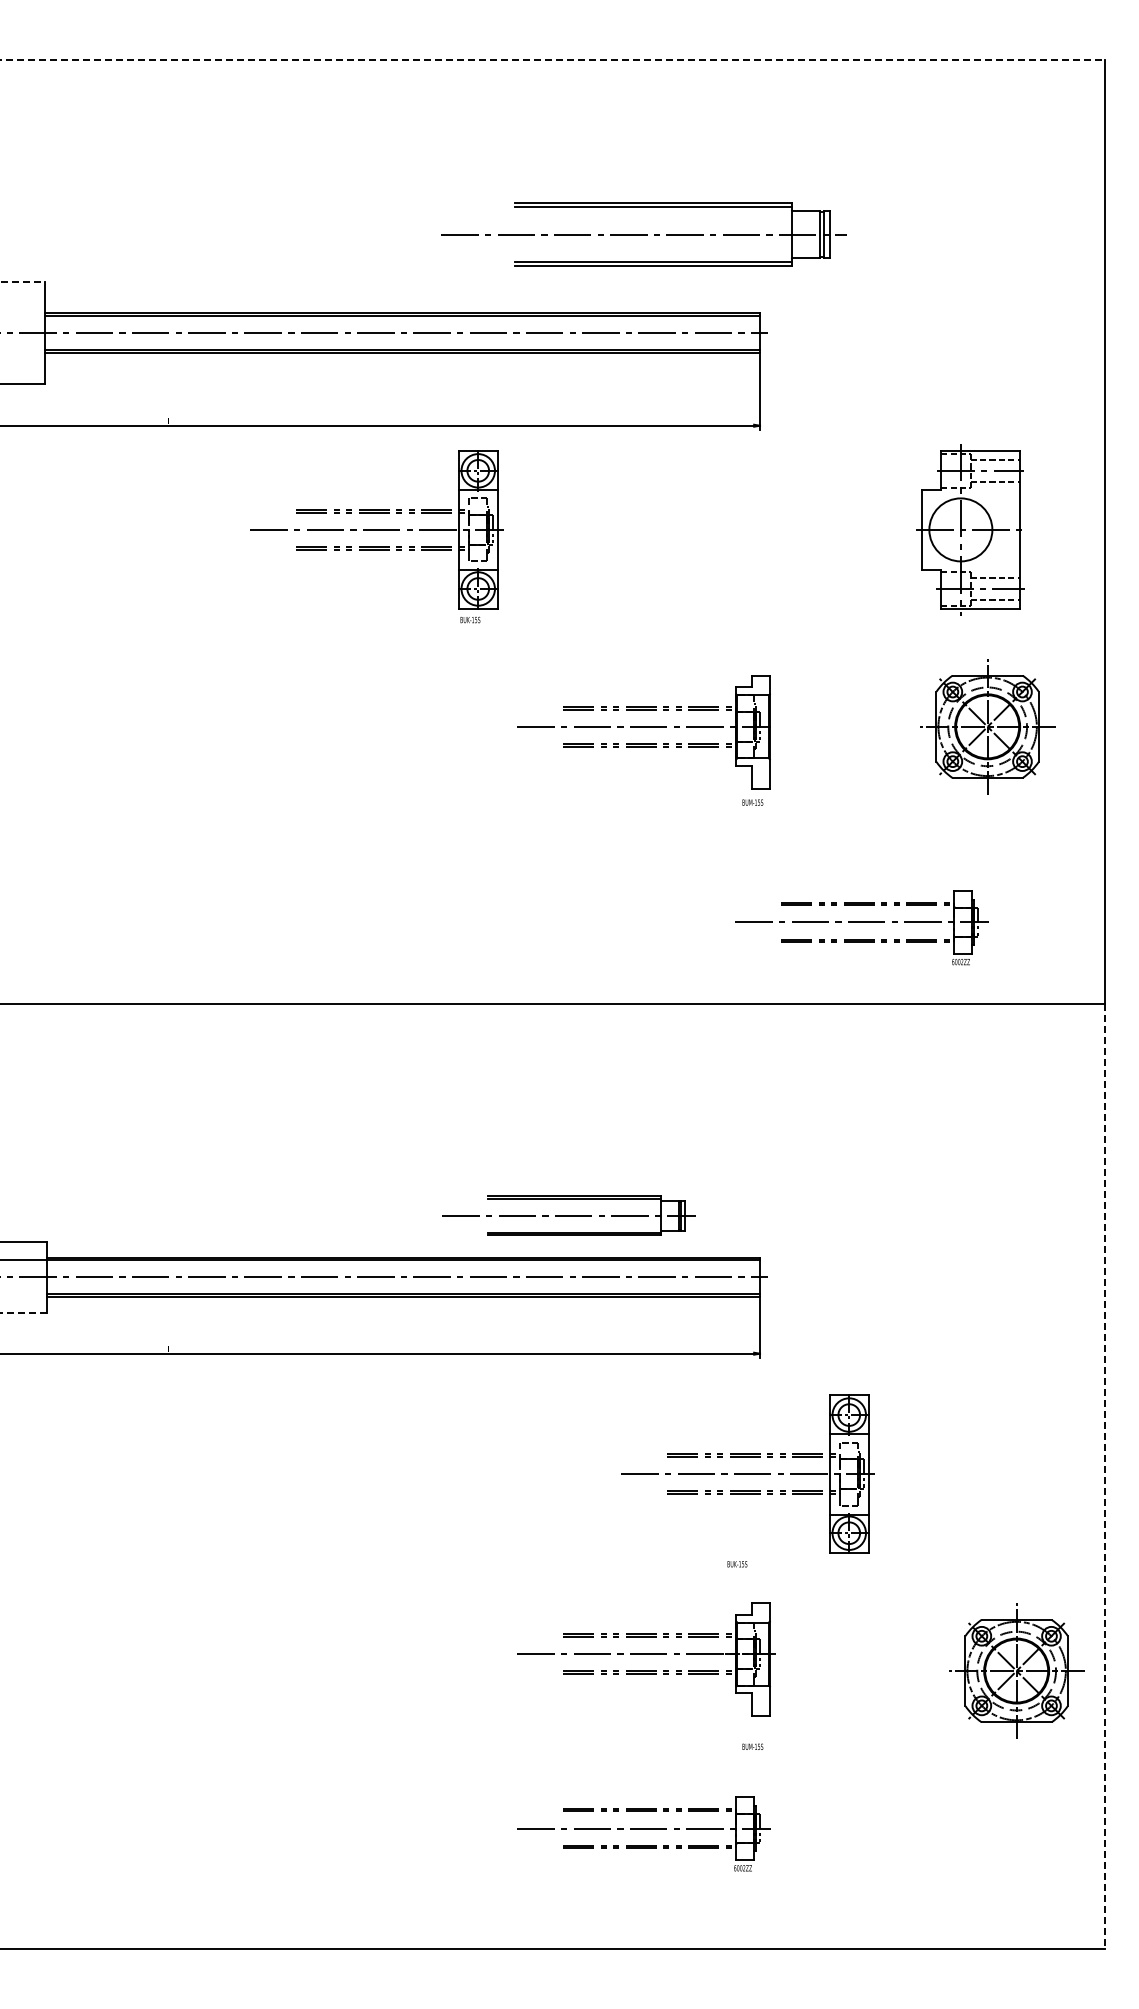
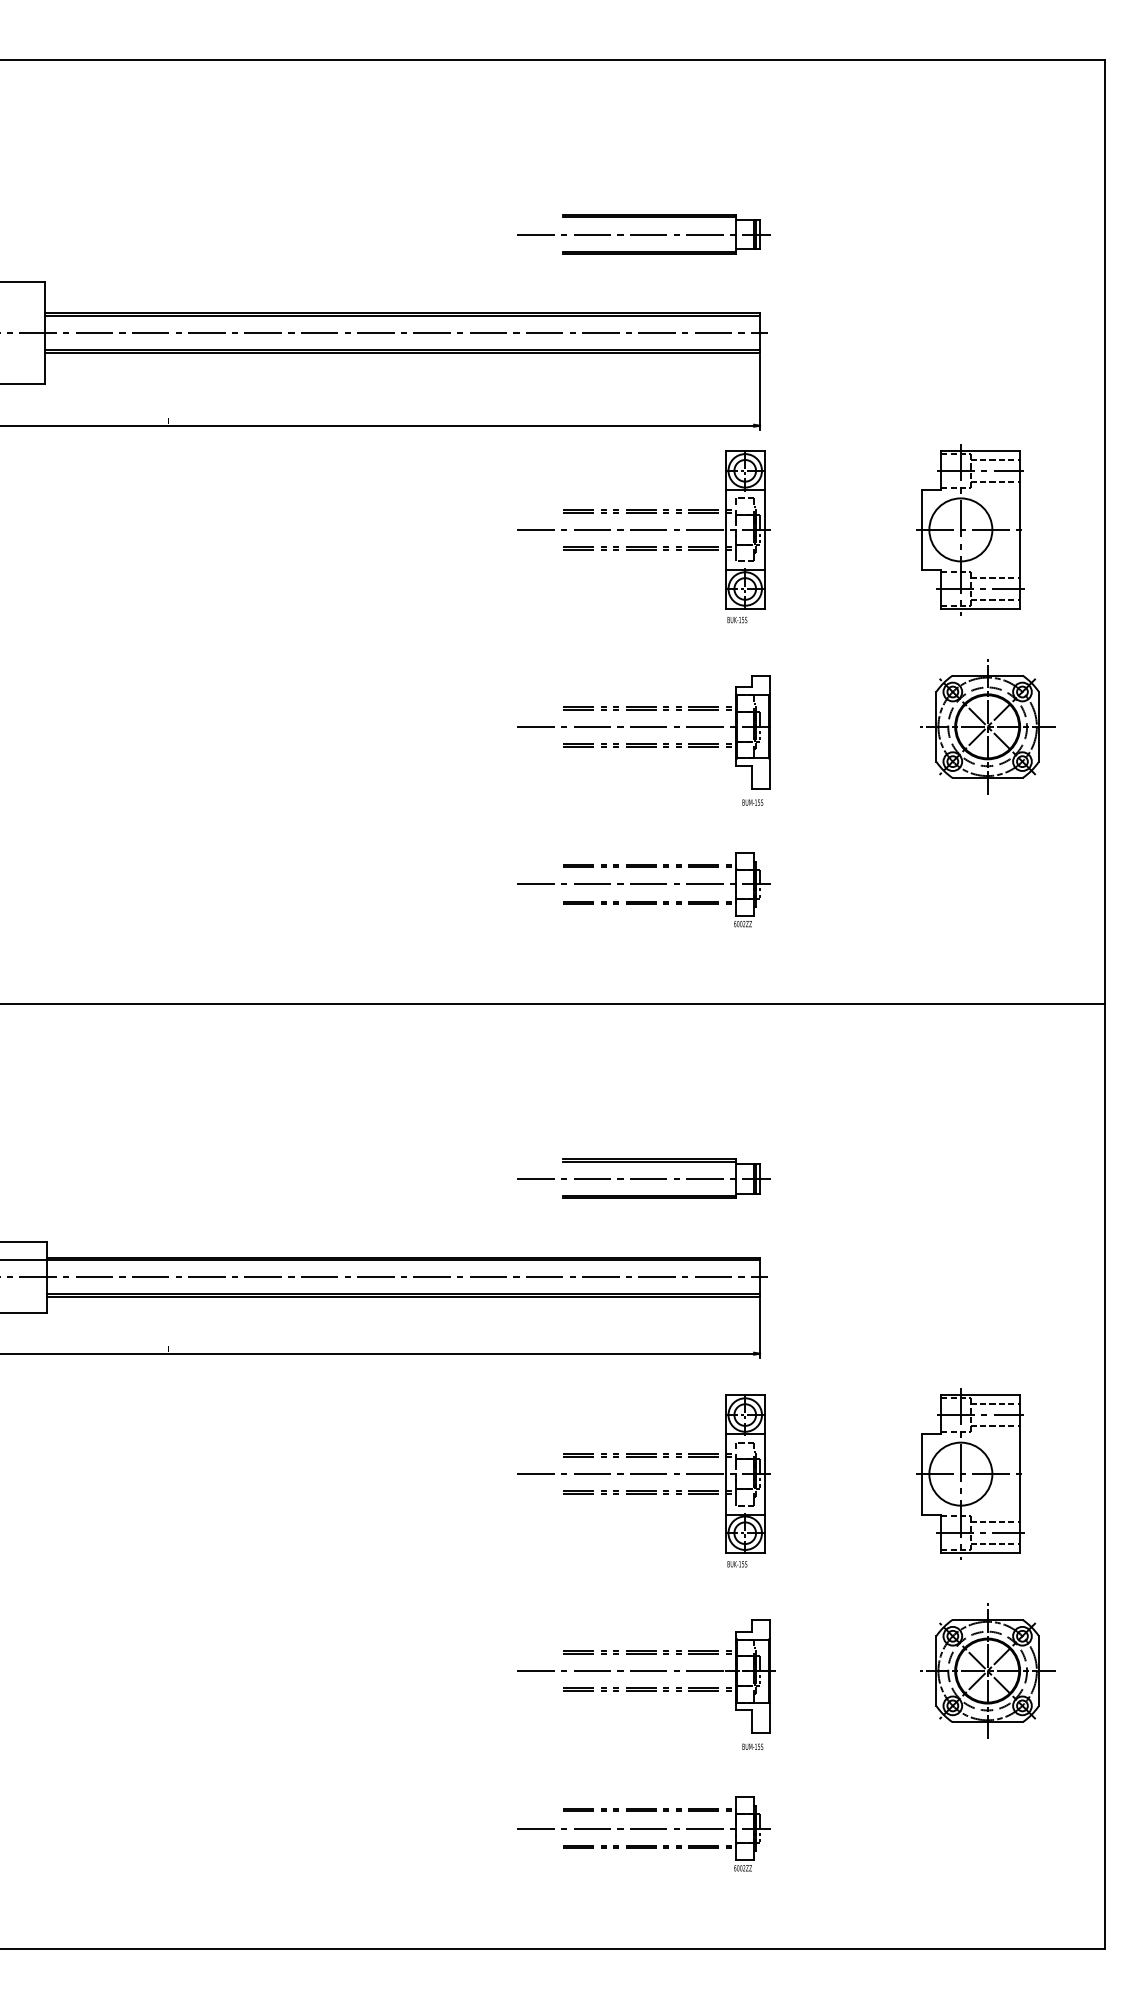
line: dashed -> solid (552, 60)
part size: 406x65 px -> 254x41 px (643, 234)
line: dashed -> solid (23, 281)
part position: (376, 536) -> (643, 536) (643, 536)
part position: (861, 927) -> (643, 889) (643, 889)
part position: (568, 1215) -> (643, 1178) (643, 1178)
line: dashed -> solid (23, 1312)
part position: (747, 1473) -> (643, 1473) (643, 1473)
part: none -> present (970, 1473)
line: dashed -> solid (1104, 1477)
part position: (646, 1659) -> (646, 1676) (646, 1676)
part position: (1016, 1670) -> (987, 1670) (987, 1670)
